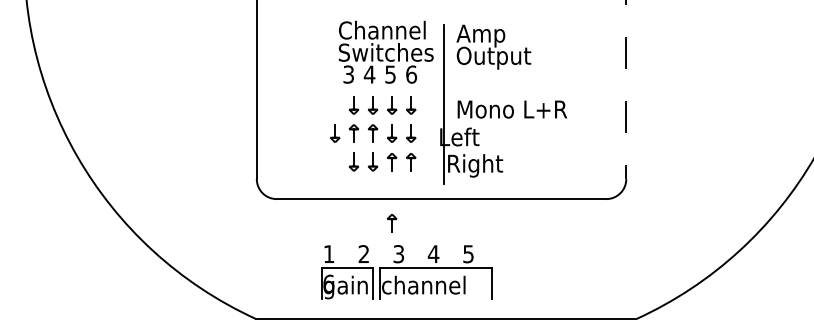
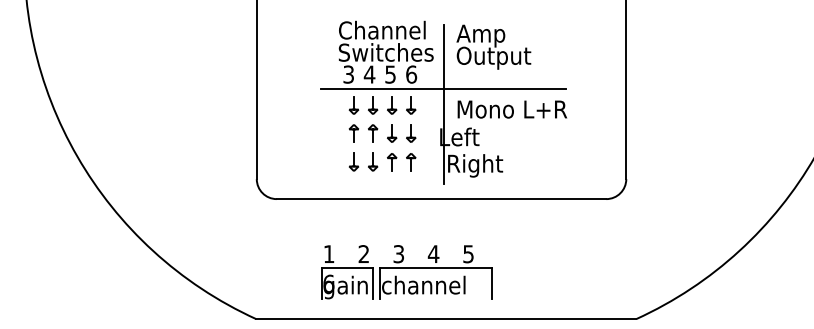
line: none -> present (443, 88)
line: dashed -> solid (626, 90)
part: present -> none (335, 133)
part: present -> none (392, 223)
